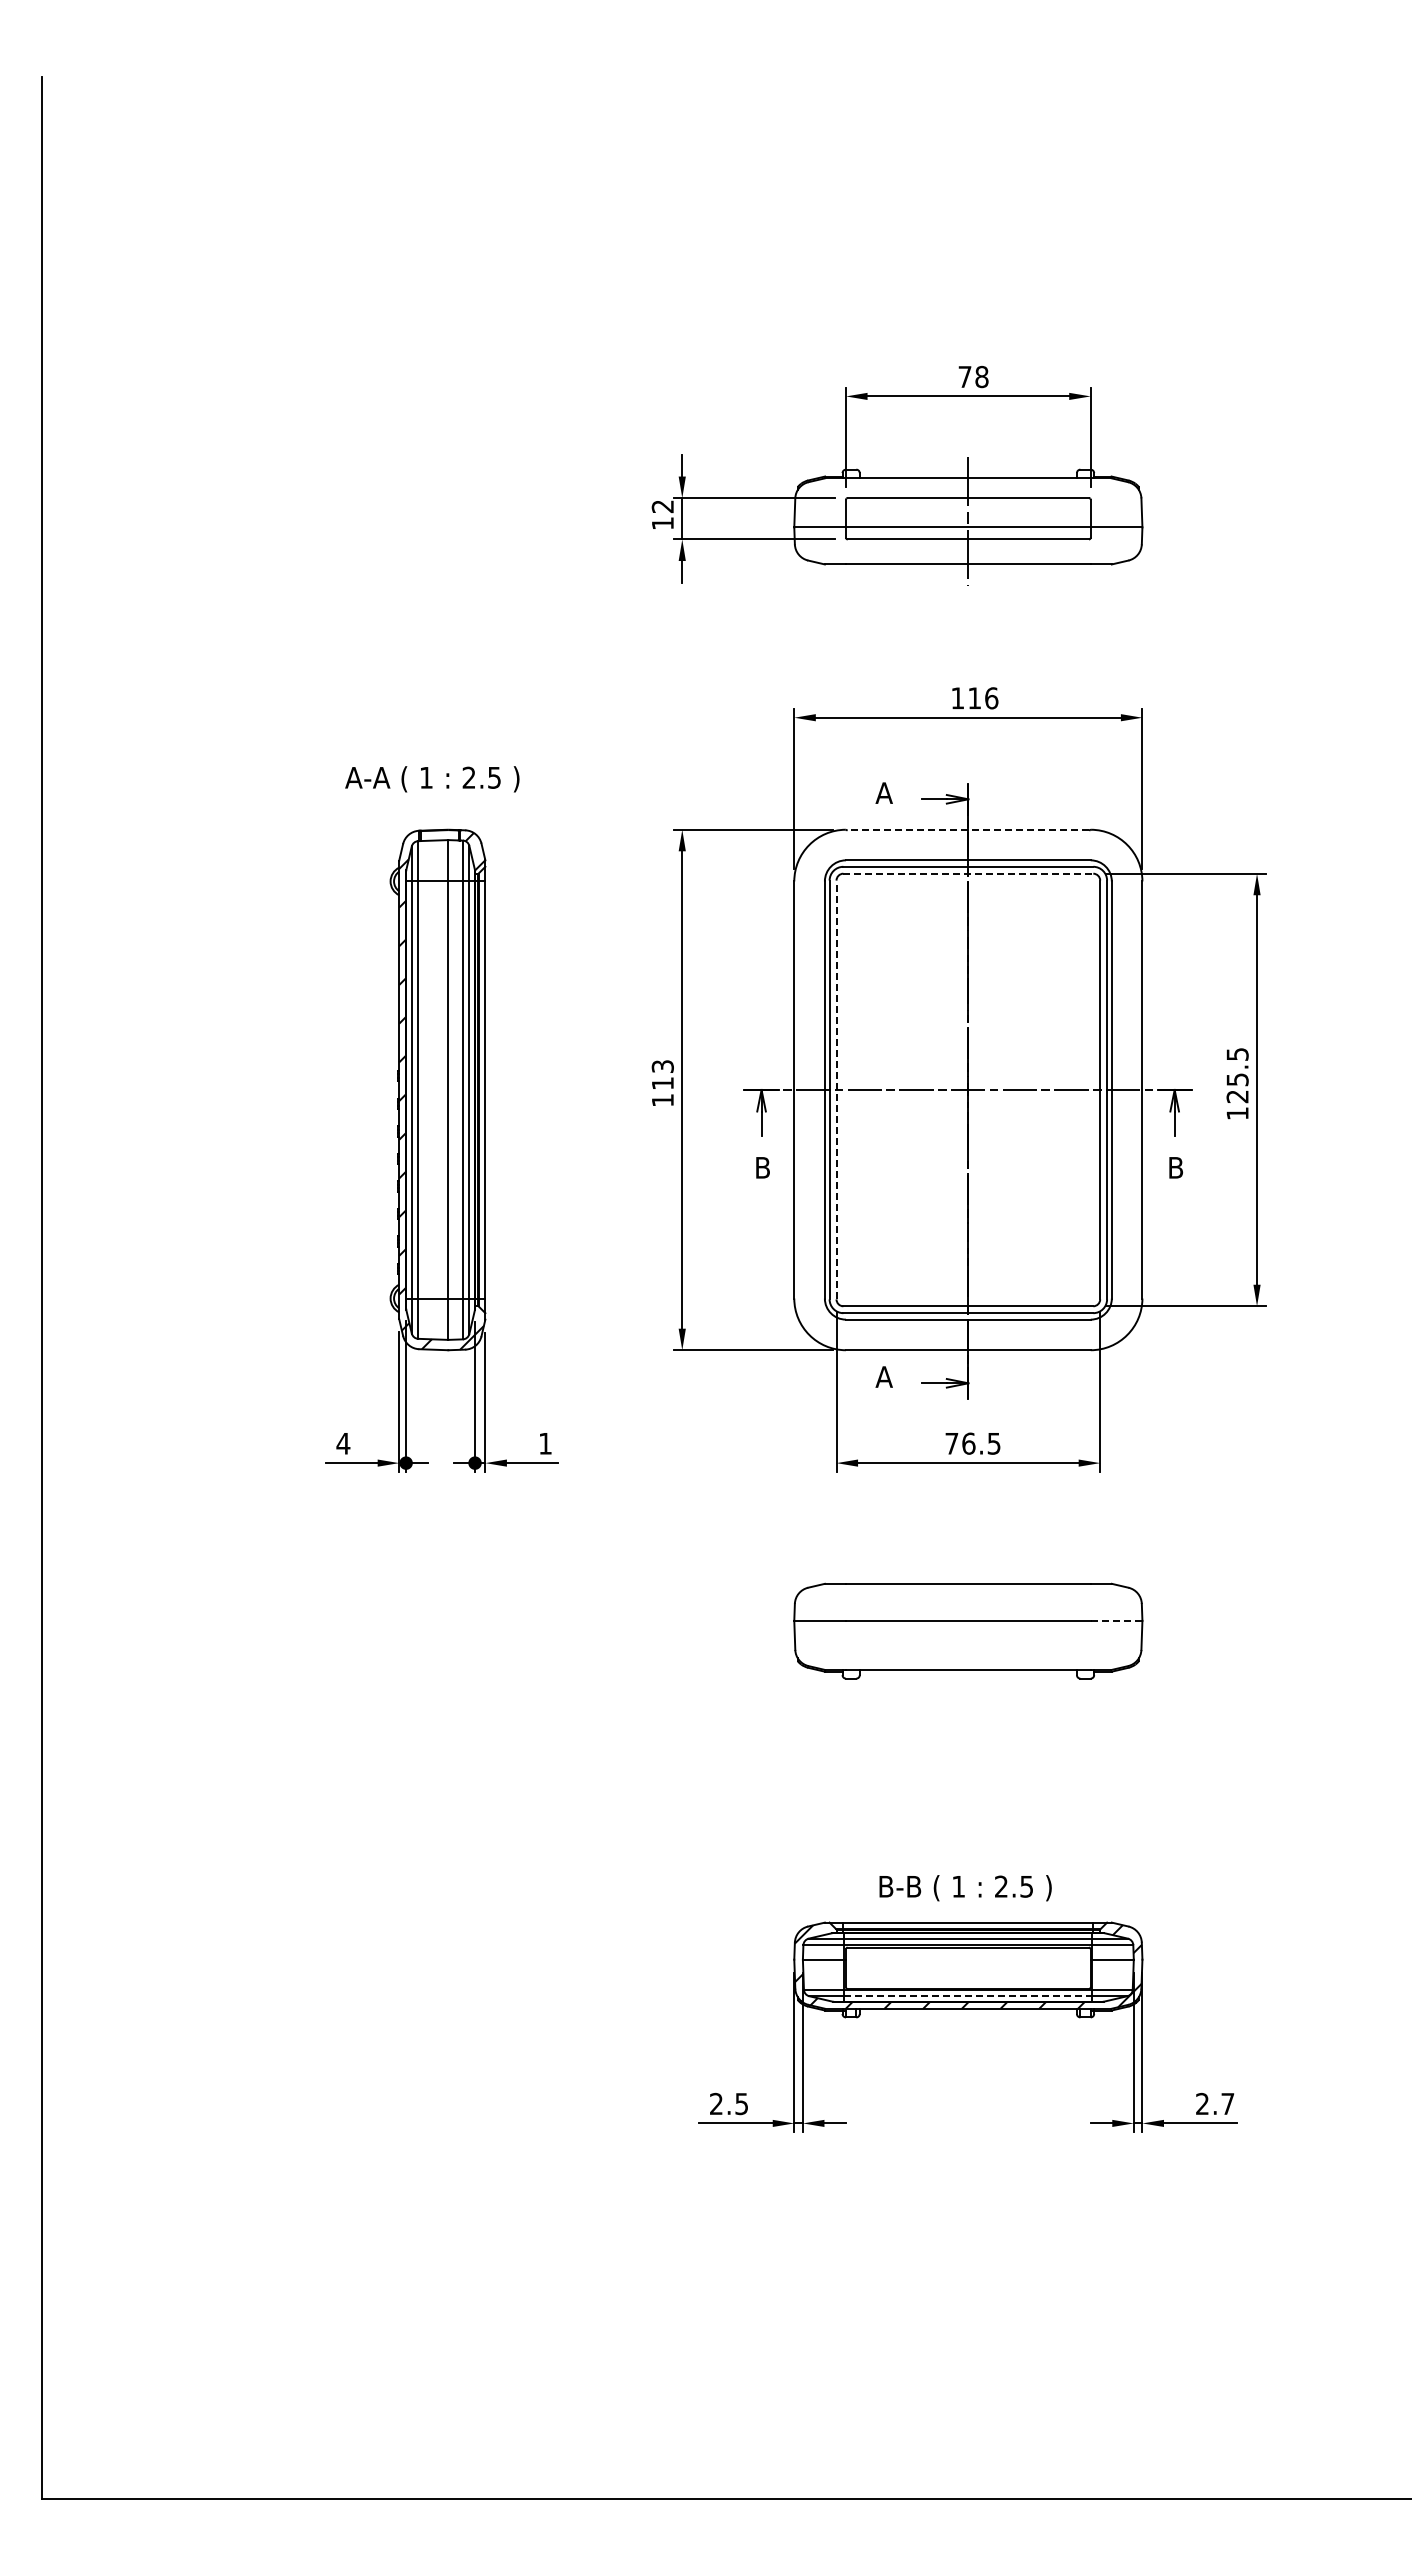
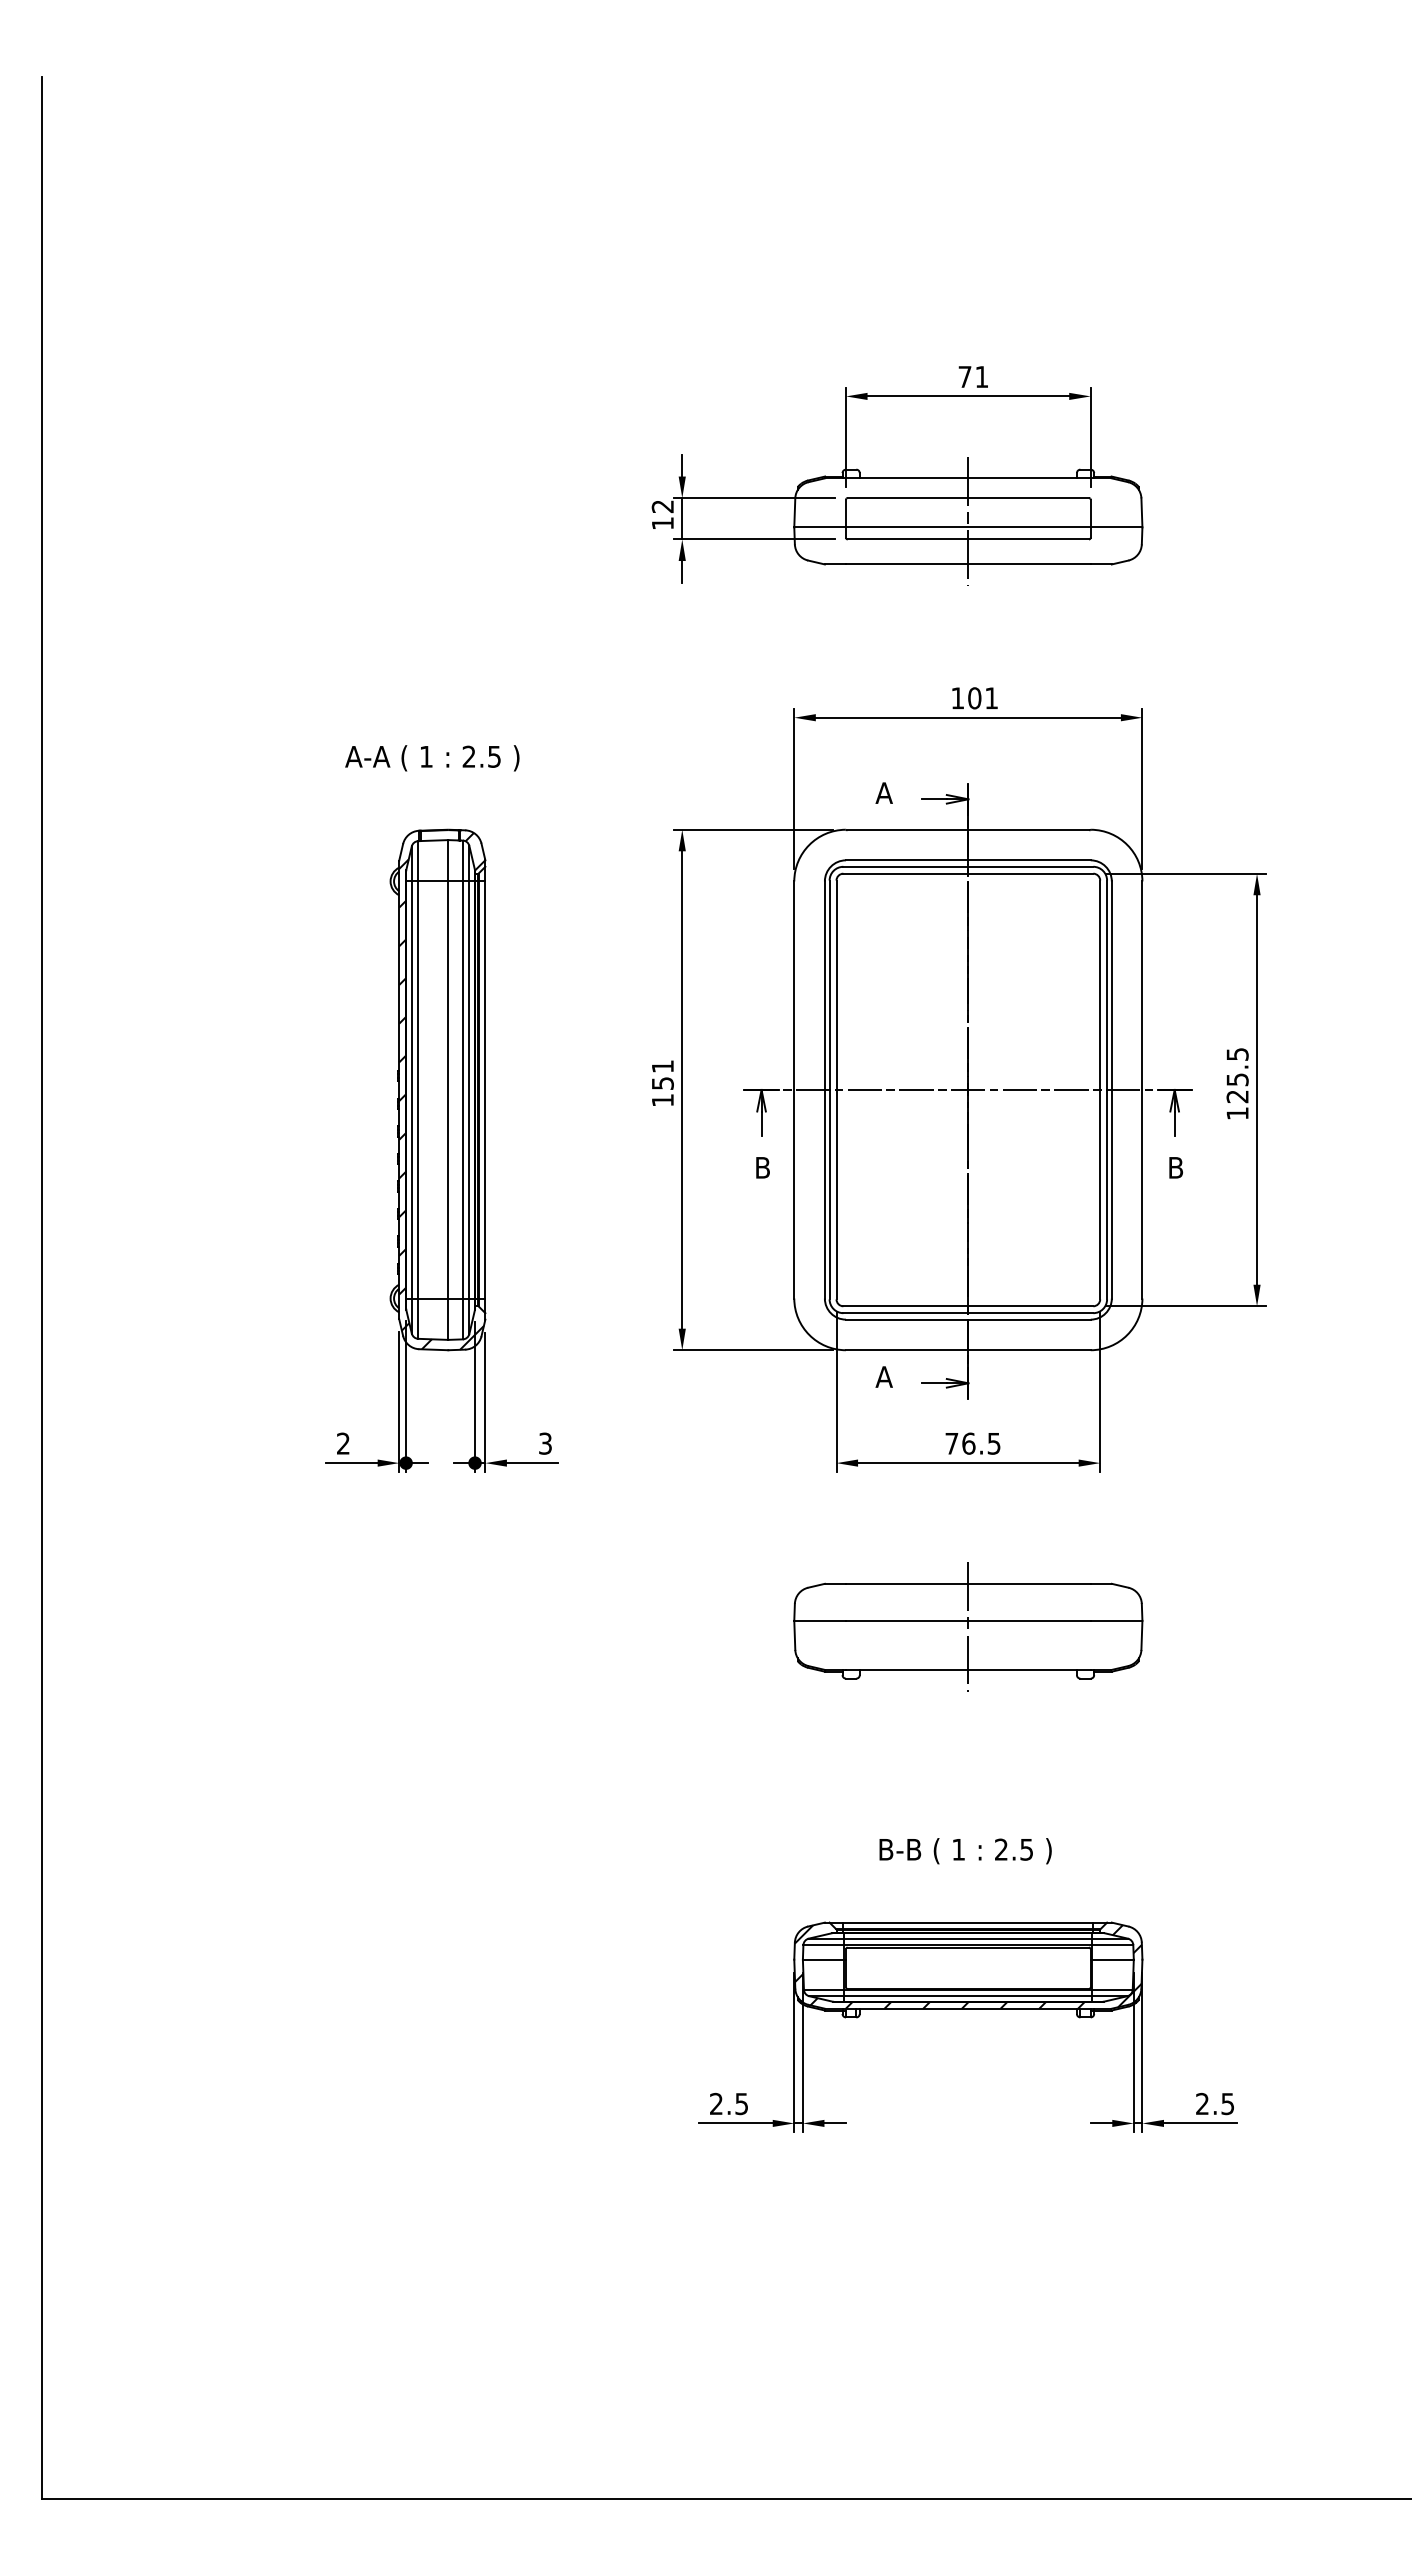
text: 78 -> 71 (981, 376)
text: 116 -> 101 (983, 698)
text position: (432, 779) -> (432, 758) (432, 758)
line: dashed -> solid (968, 830)
line: dashed -> solid (968, 873)
text: 113 -> 151 (662, 1074)
line: dashed -> solid (836, 1089)
text: 4 -> 2 (343, 1443)
text: 1 -> 3 (545, 1443)
line: dashed -> solid (1116, 1620)
line: none -> present (968, 1626)
text position: (965, 1888) -> (965, 1851) (965, 1851)
line: dashed -> solid (968, 1996)
text: 2.7 -> 2.5 (1227, 2104)
